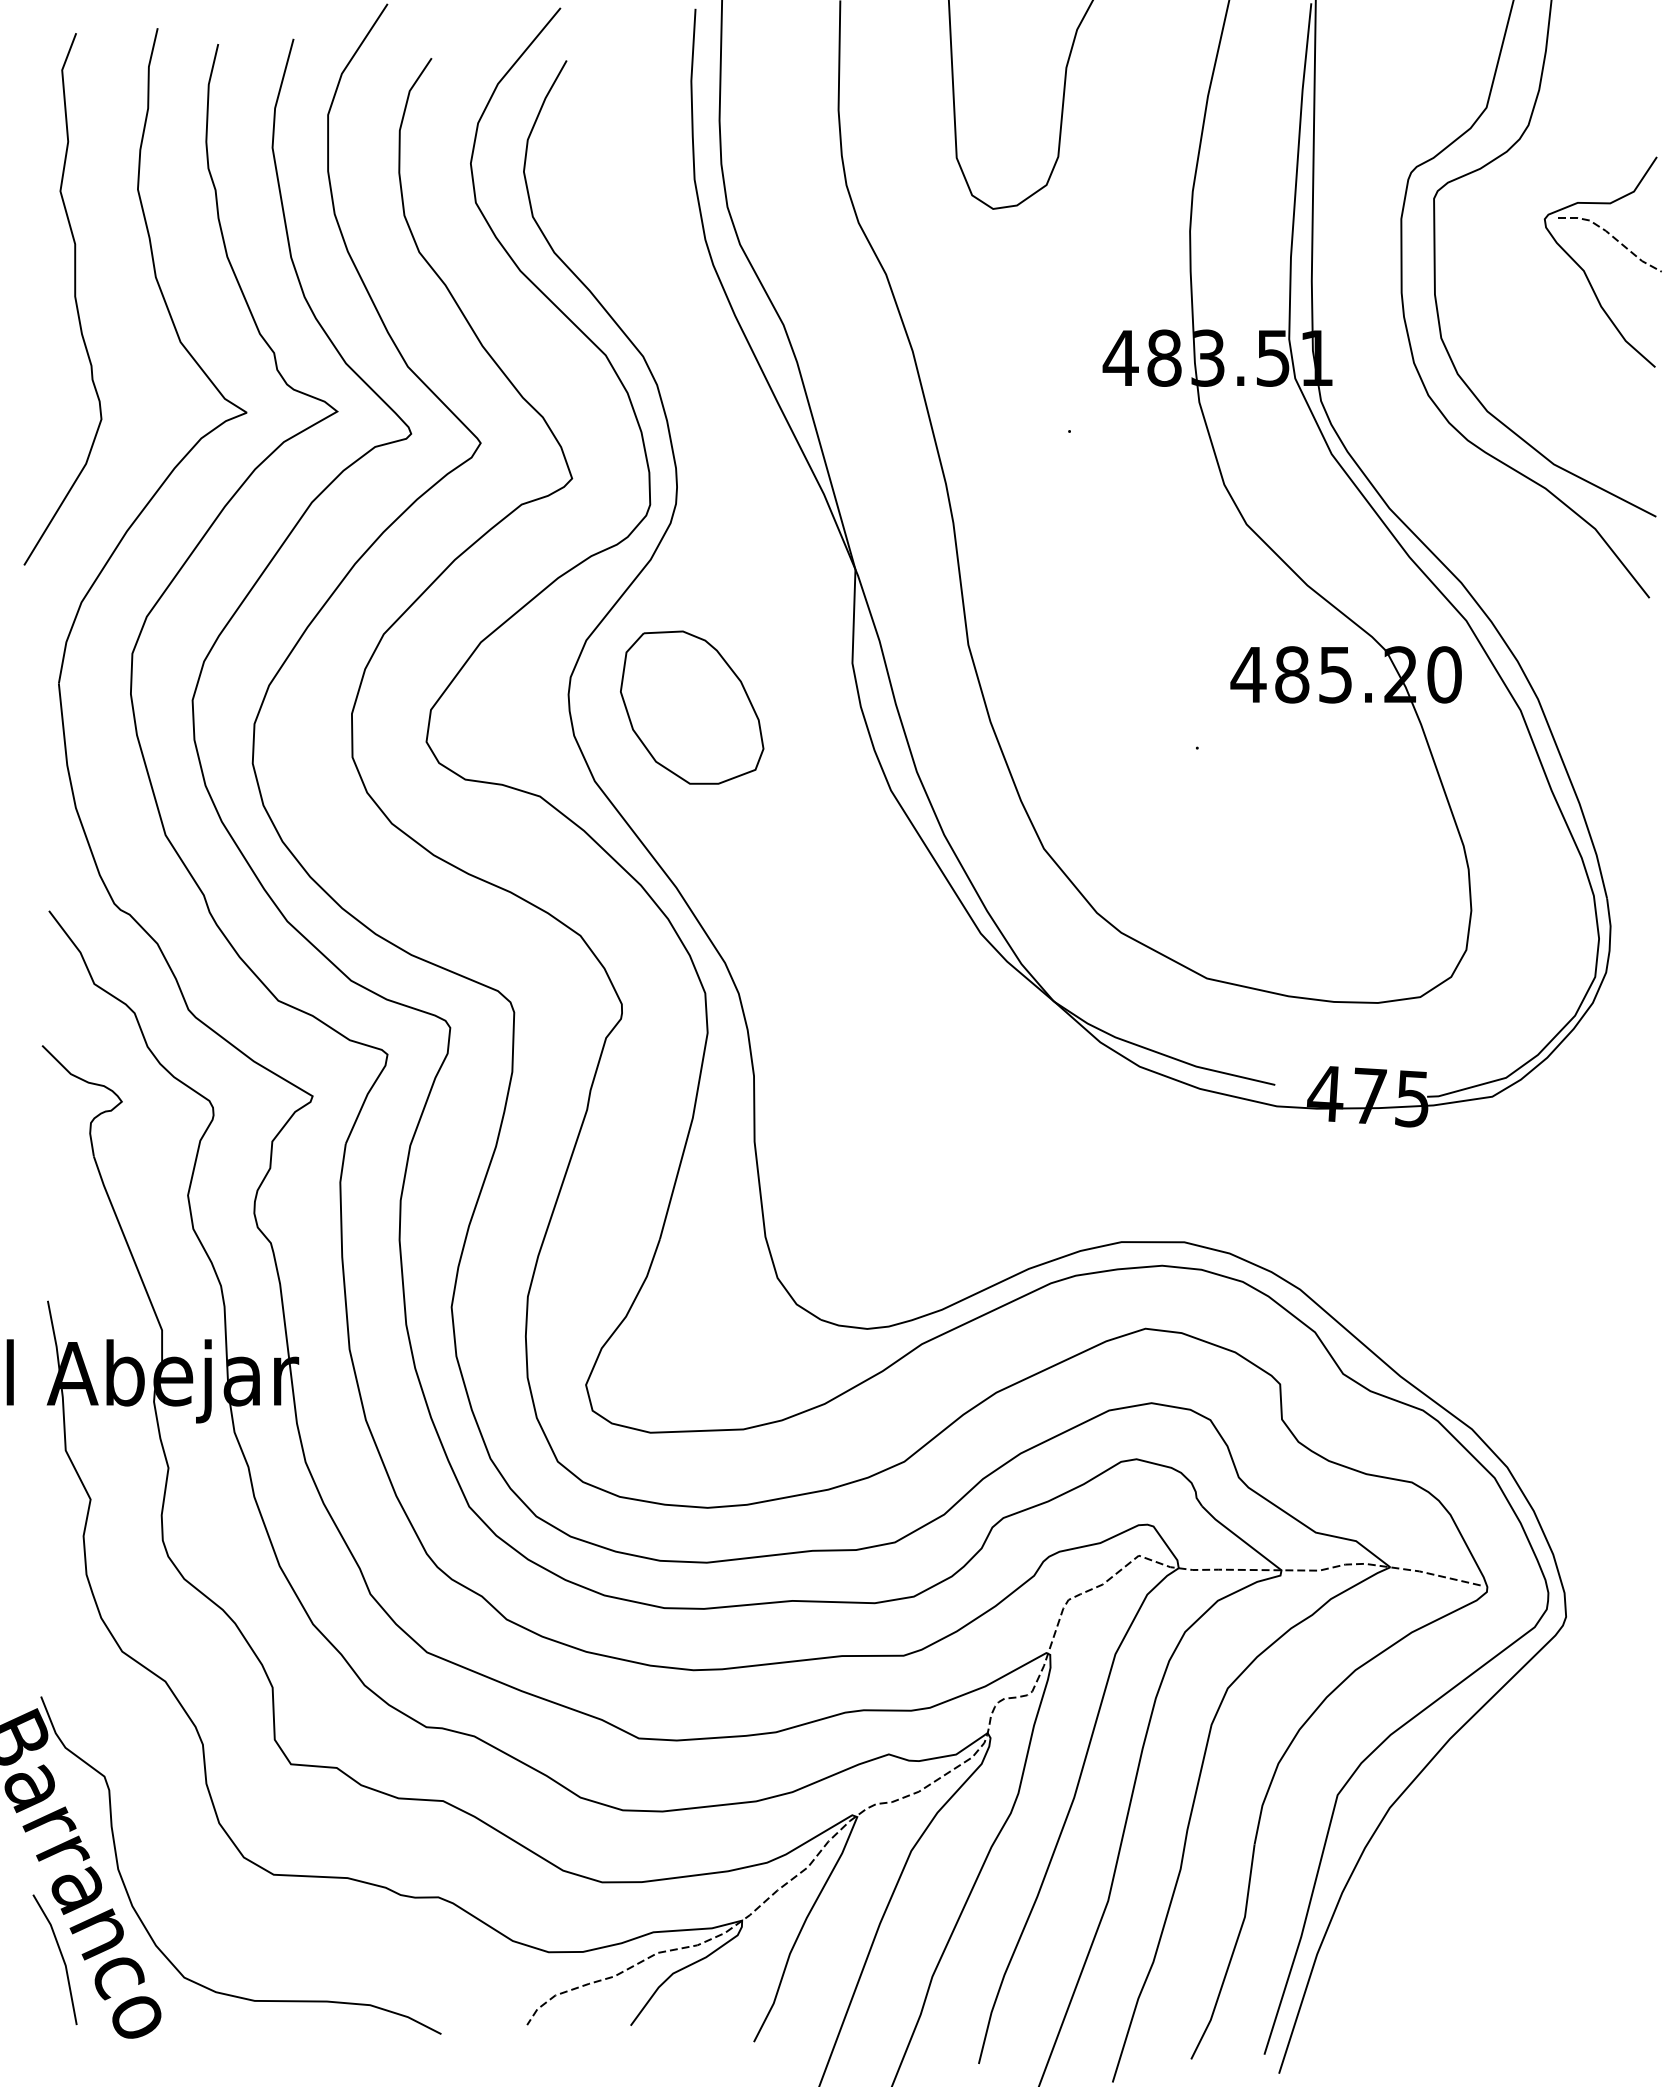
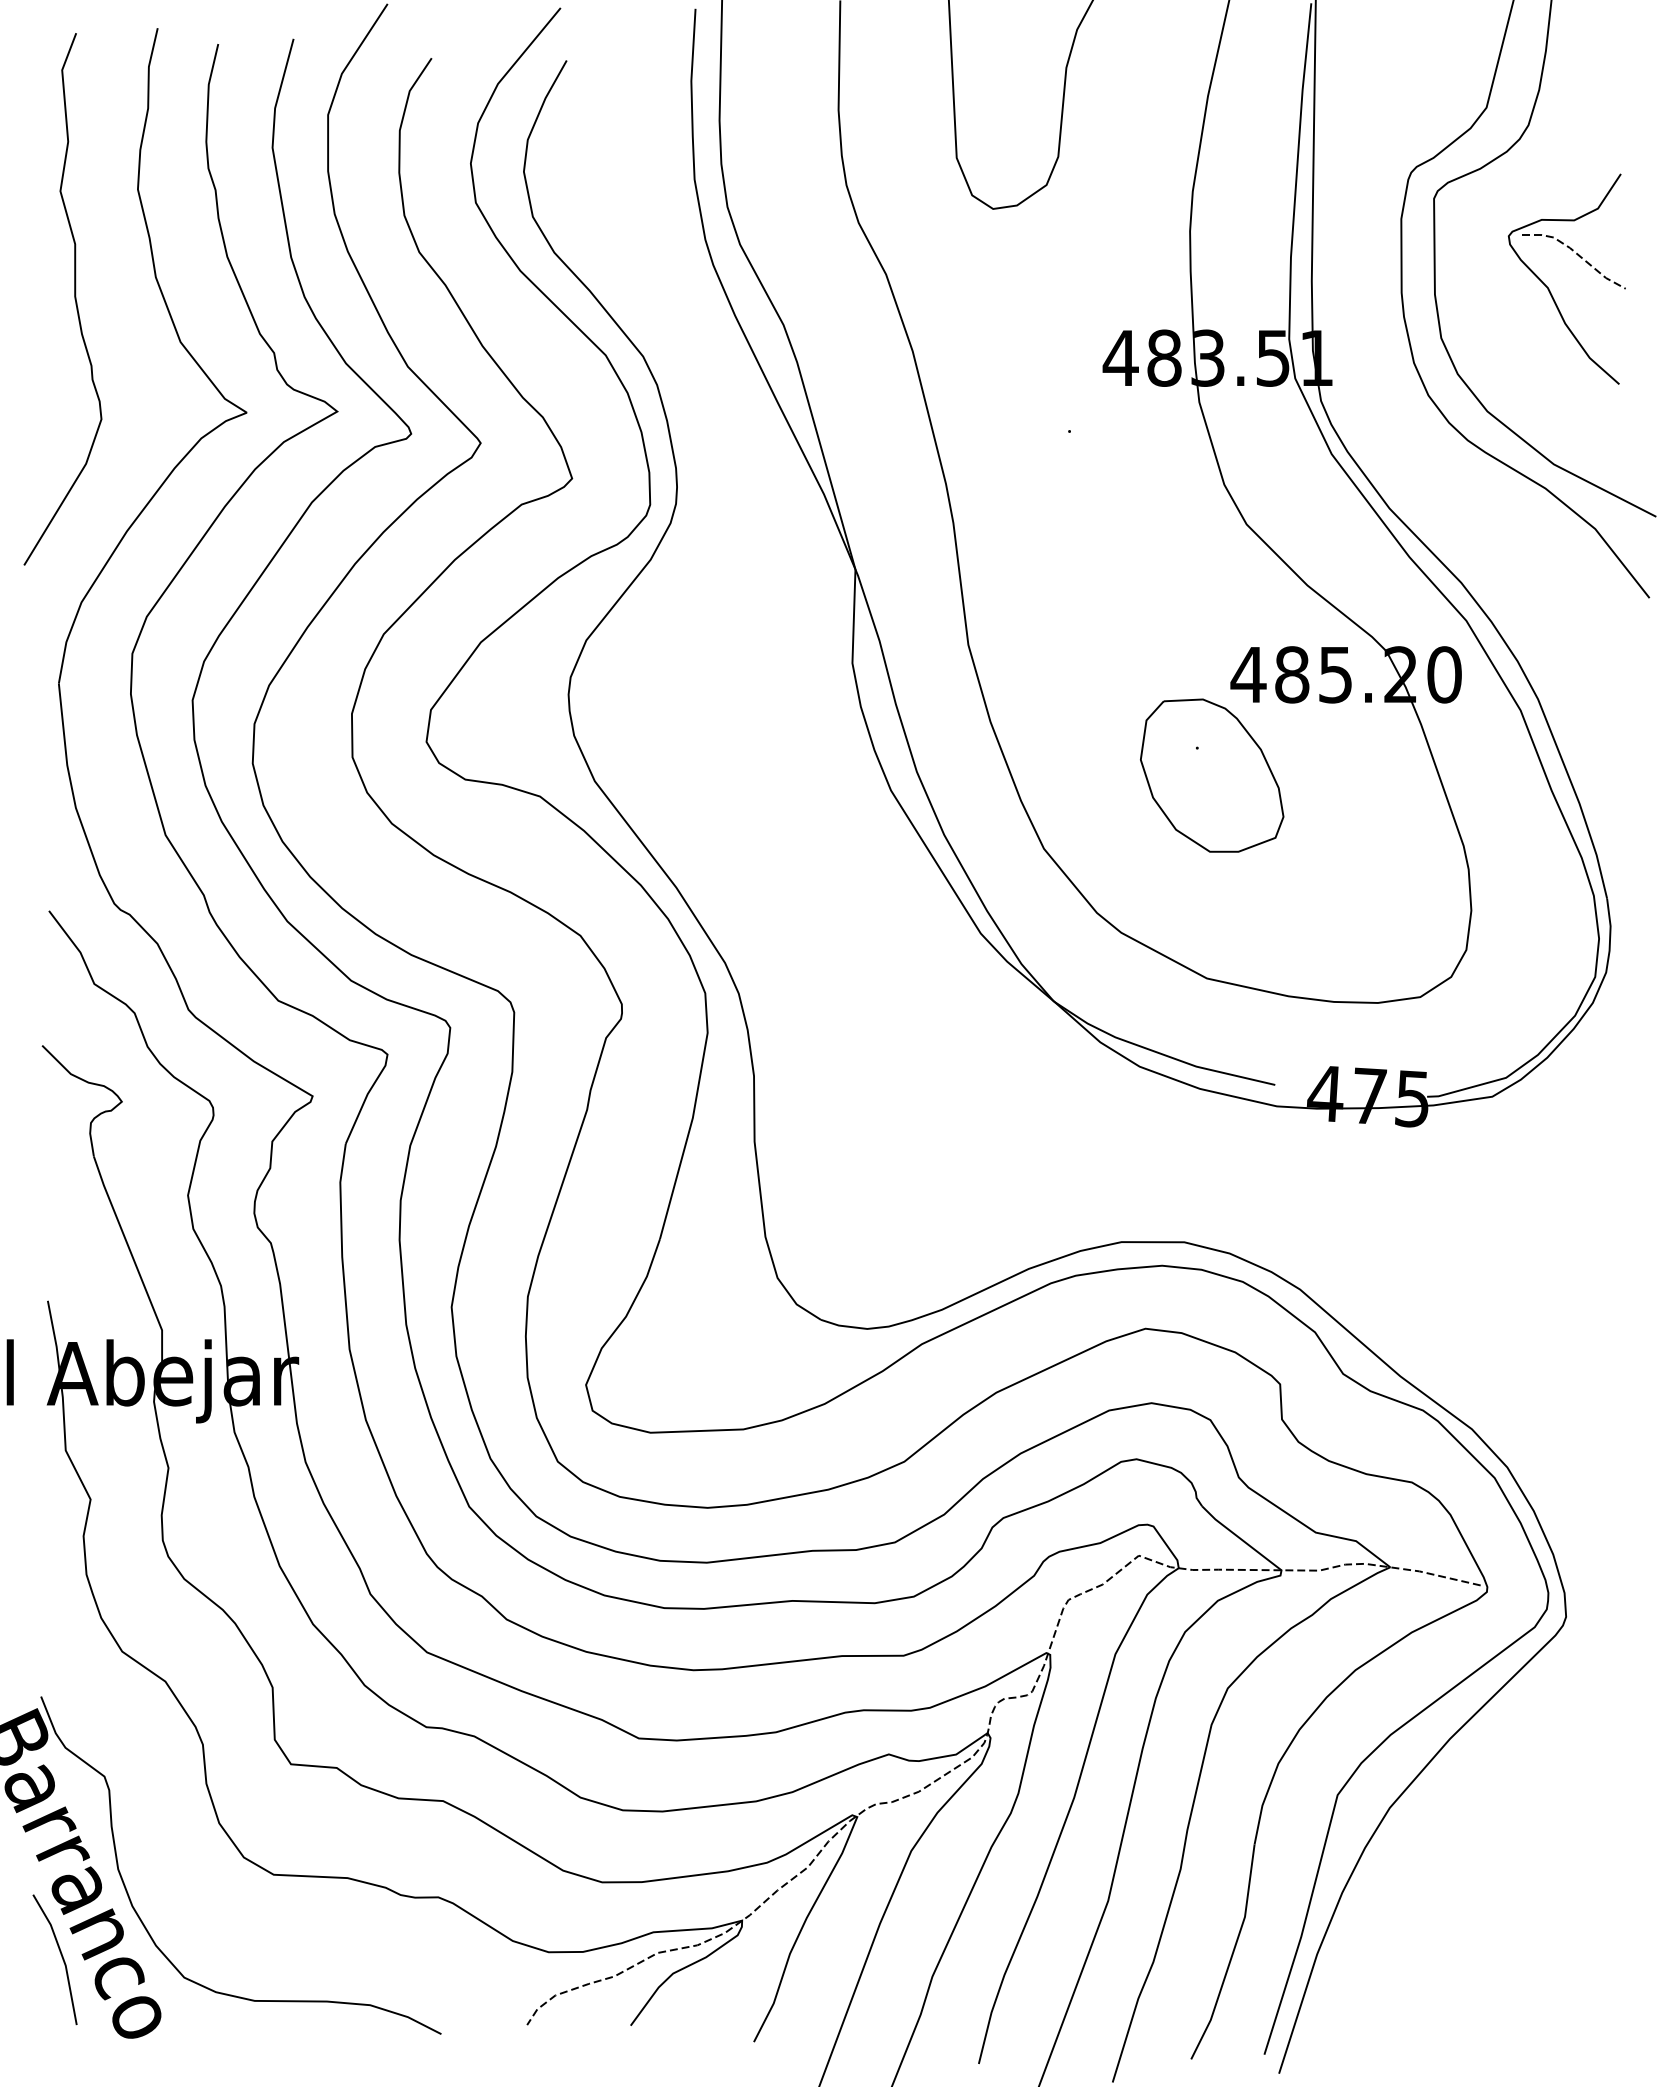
part position: (1585, 271) -> (1549, 288) (1549, 288)
part position: (692, 707) -> (1212, 775) (1212, 775)
